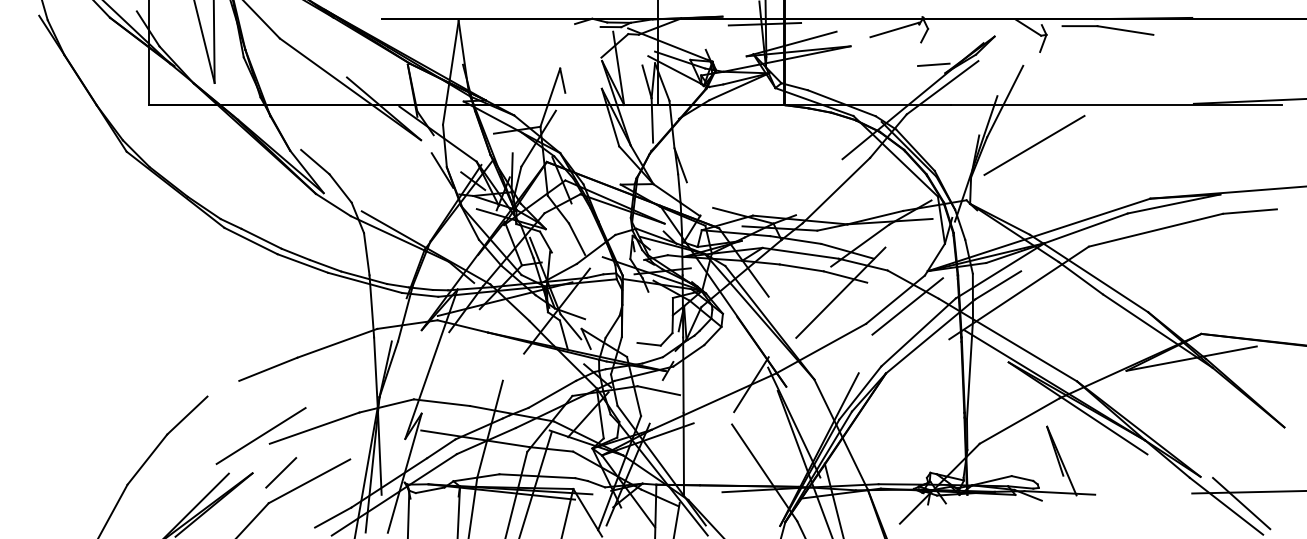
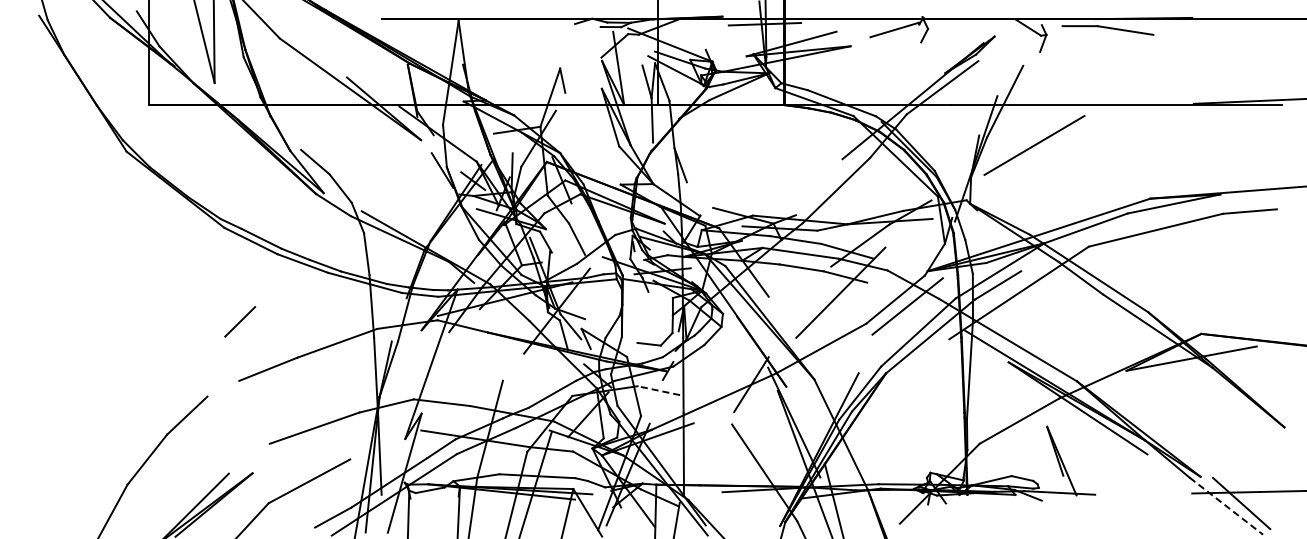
line: present -> none (933, 64)
line: solid -> dashed (658, 390)
line: present -> none (260, 435)
line position: (281, 472) -> (240, 321) (240, 321)
line: solid -> dashed (1226, 506)
